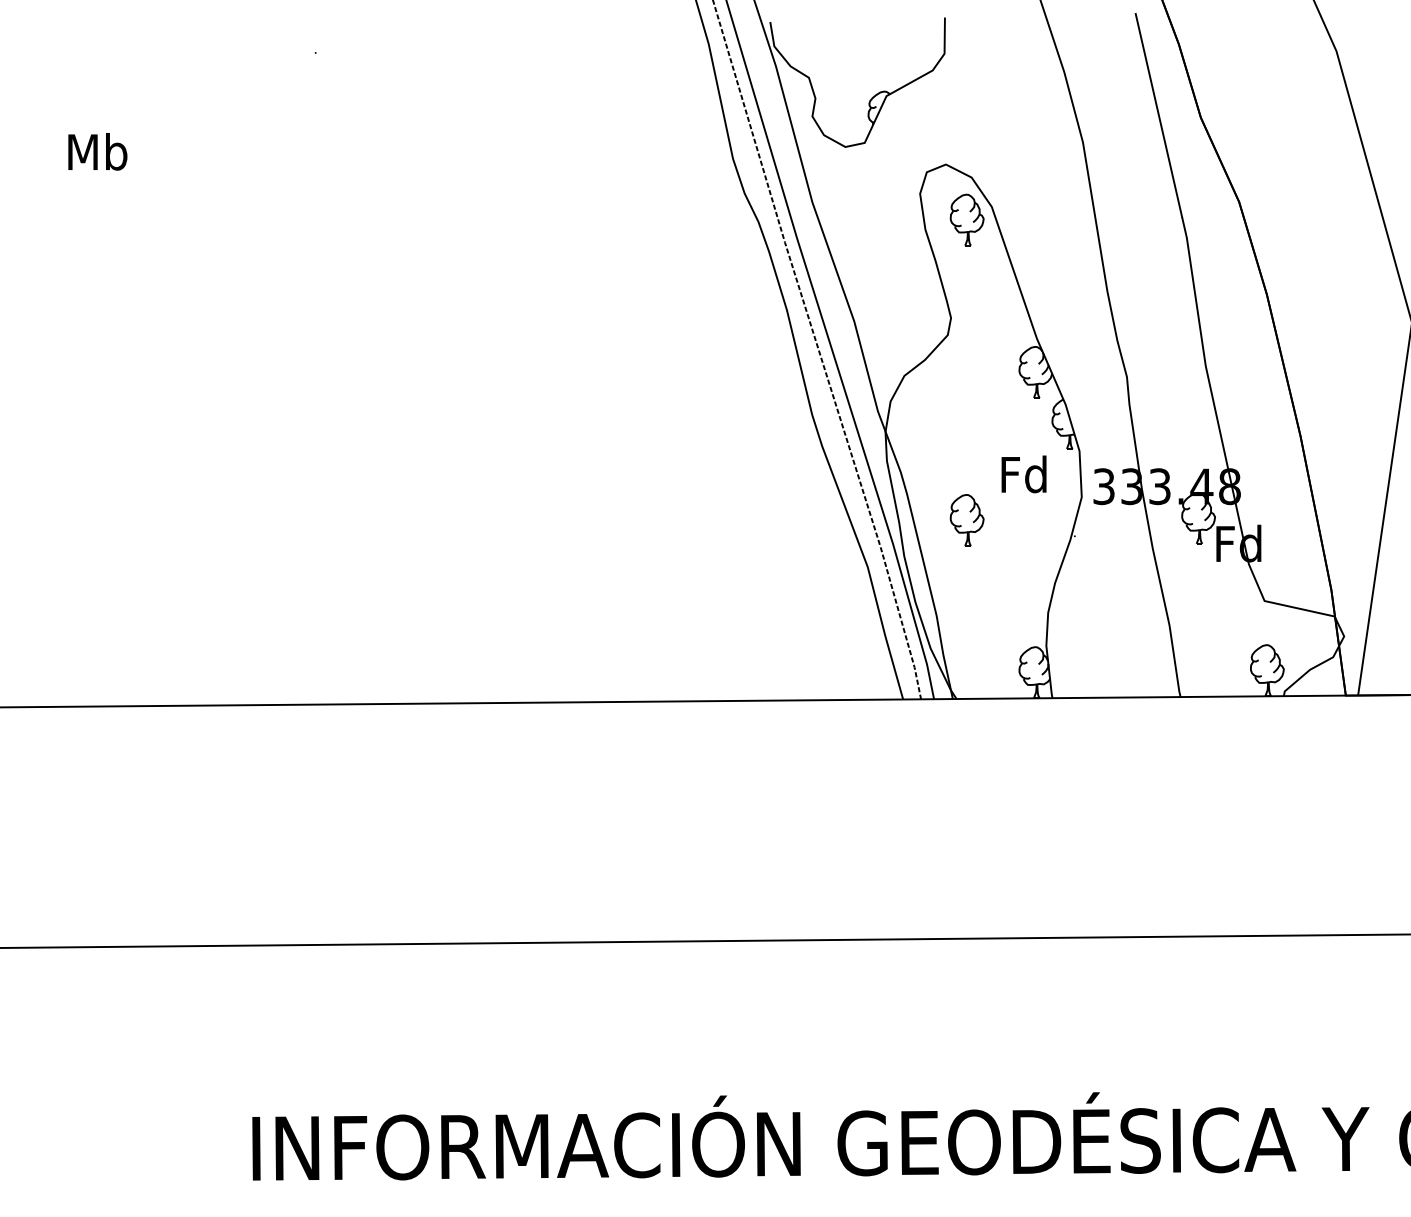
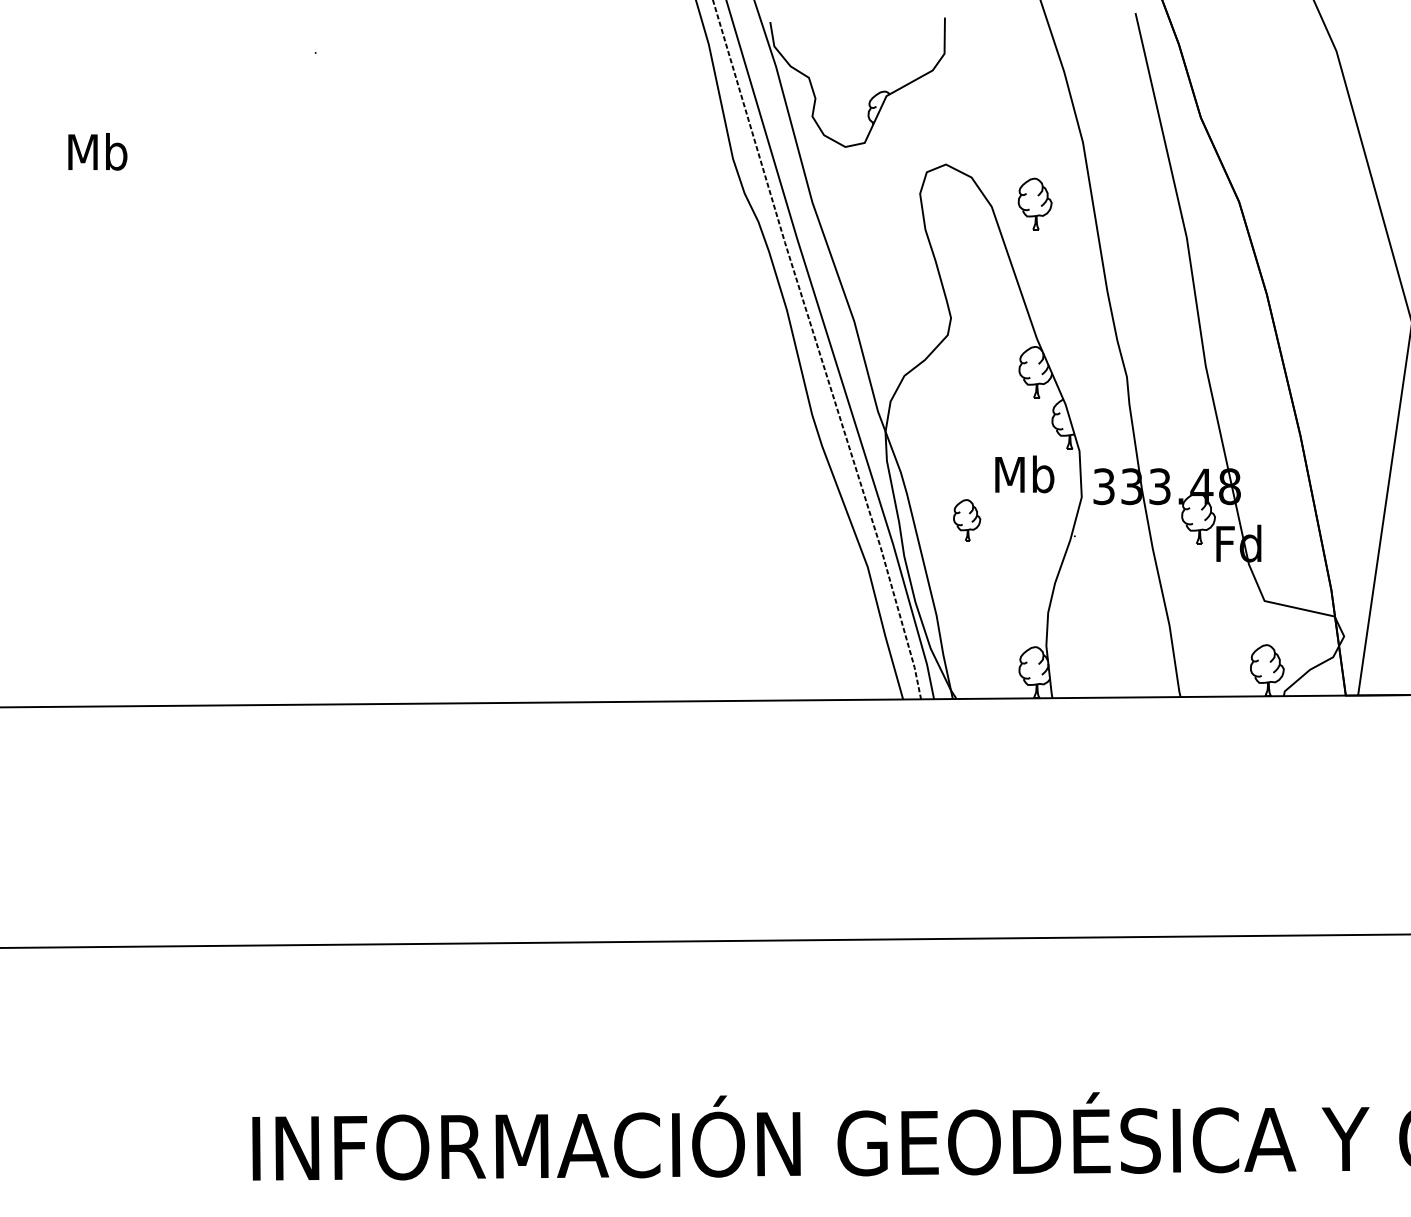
part position: (966, 219) -> (1034, 203) (1034, 203)
text: Fd -> Mb (1024, 474)
part size: 36x53 px -> 29x43 px (967, 520)
